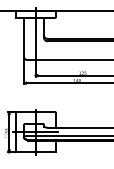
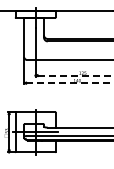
line: solid -> dashed (75, 75)
line: solid -> dashed (70, 83)
